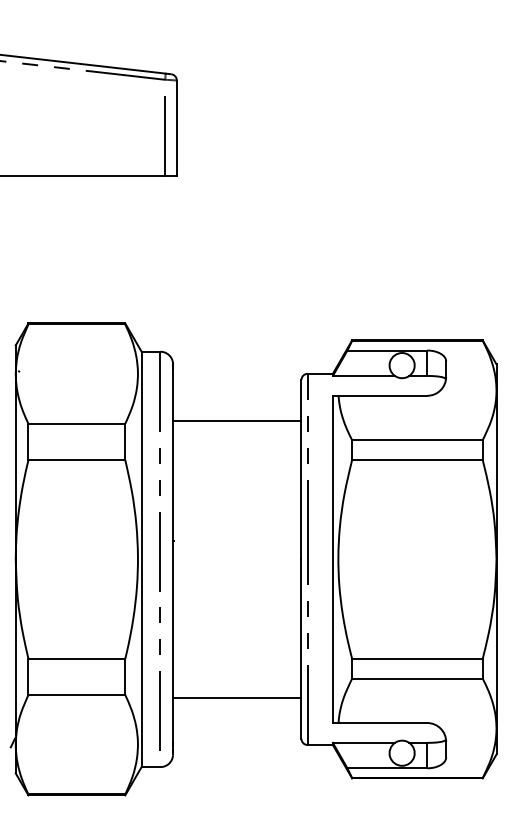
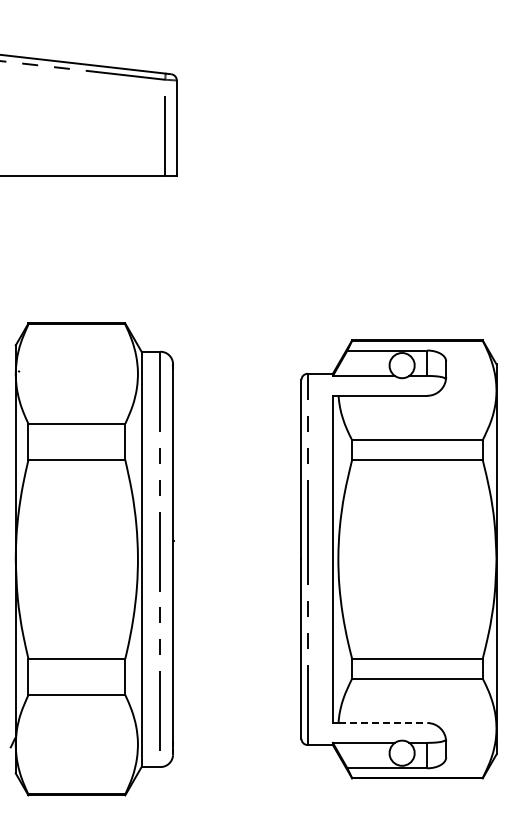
line: present -> none (237, 420)
line: present -> none (237, 697)
line: solid -> dashed (383, 723)
